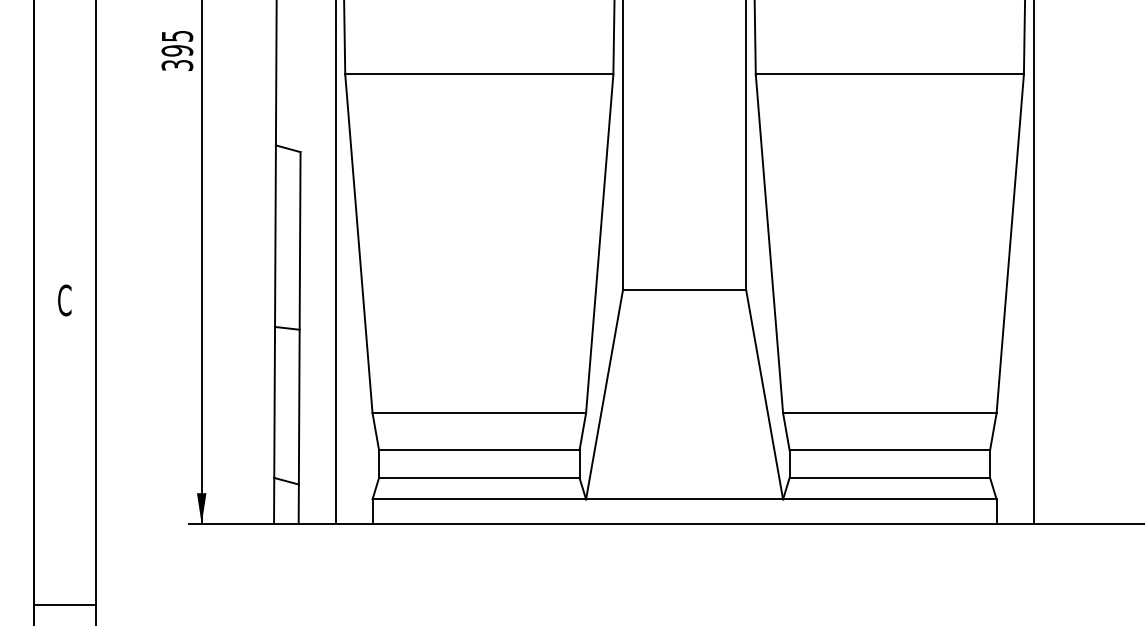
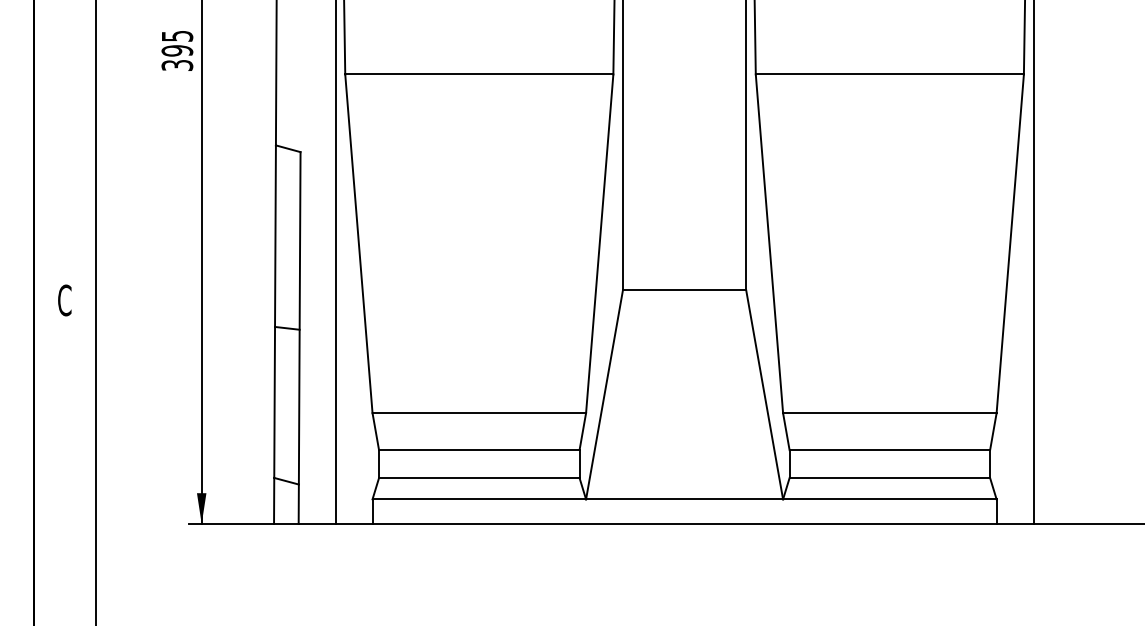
line: present -> none (64, 604)
